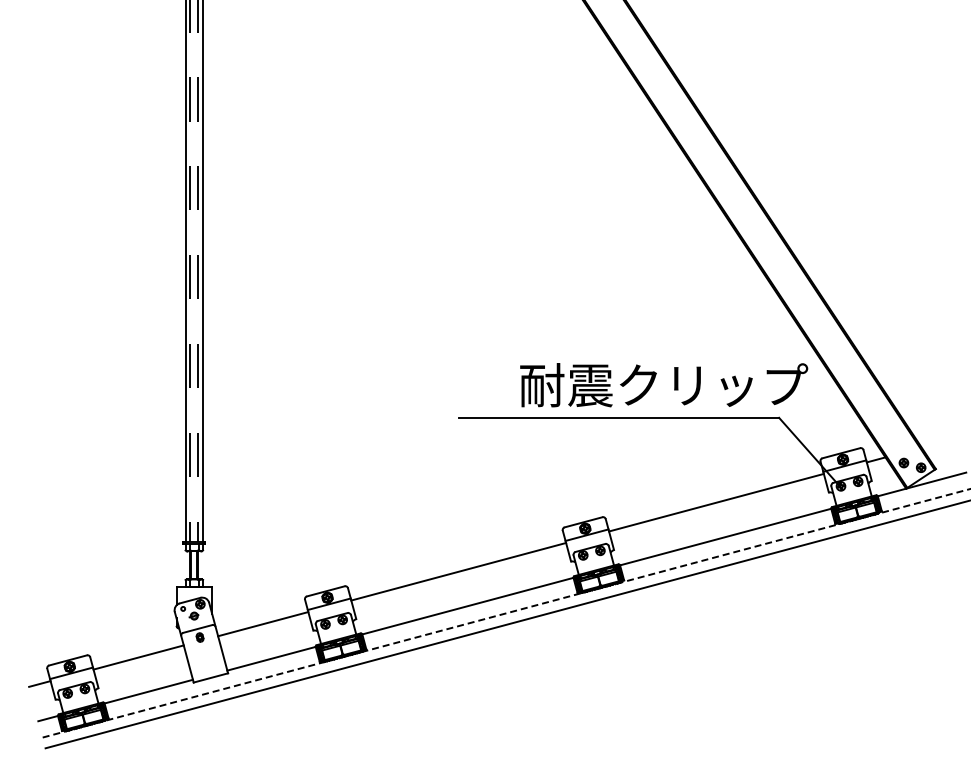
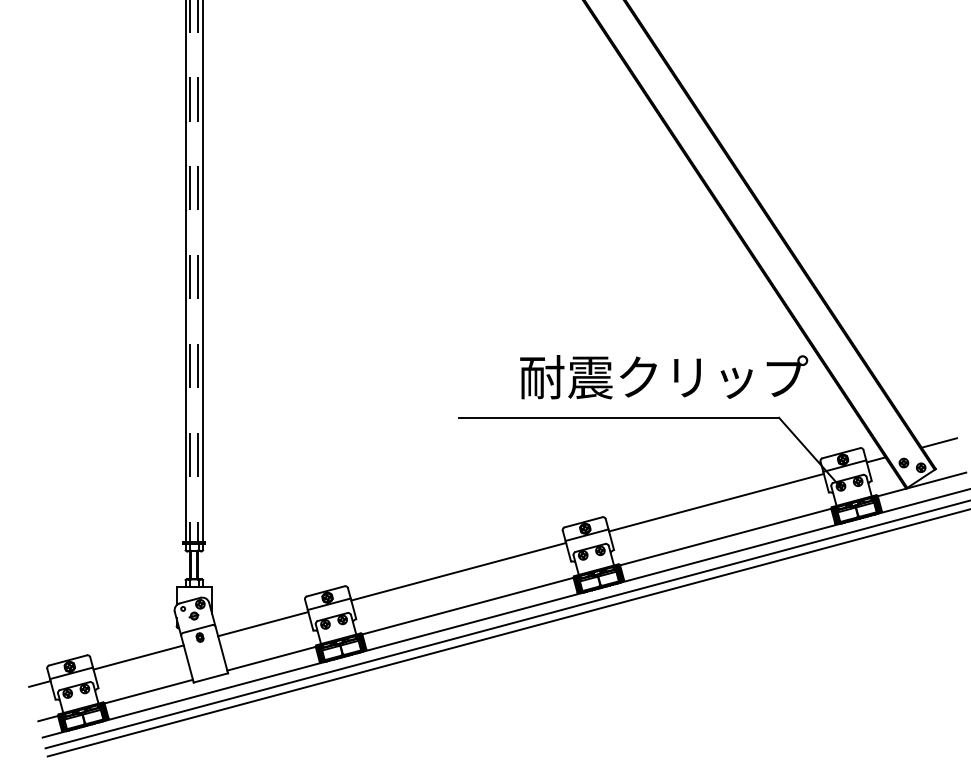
text position: (664, 385) -> (664, 377) (664, 377)
line: none -> present (939, 442)
line: dashed -> solid (507, 613)
line: none -> present (507, 632)
